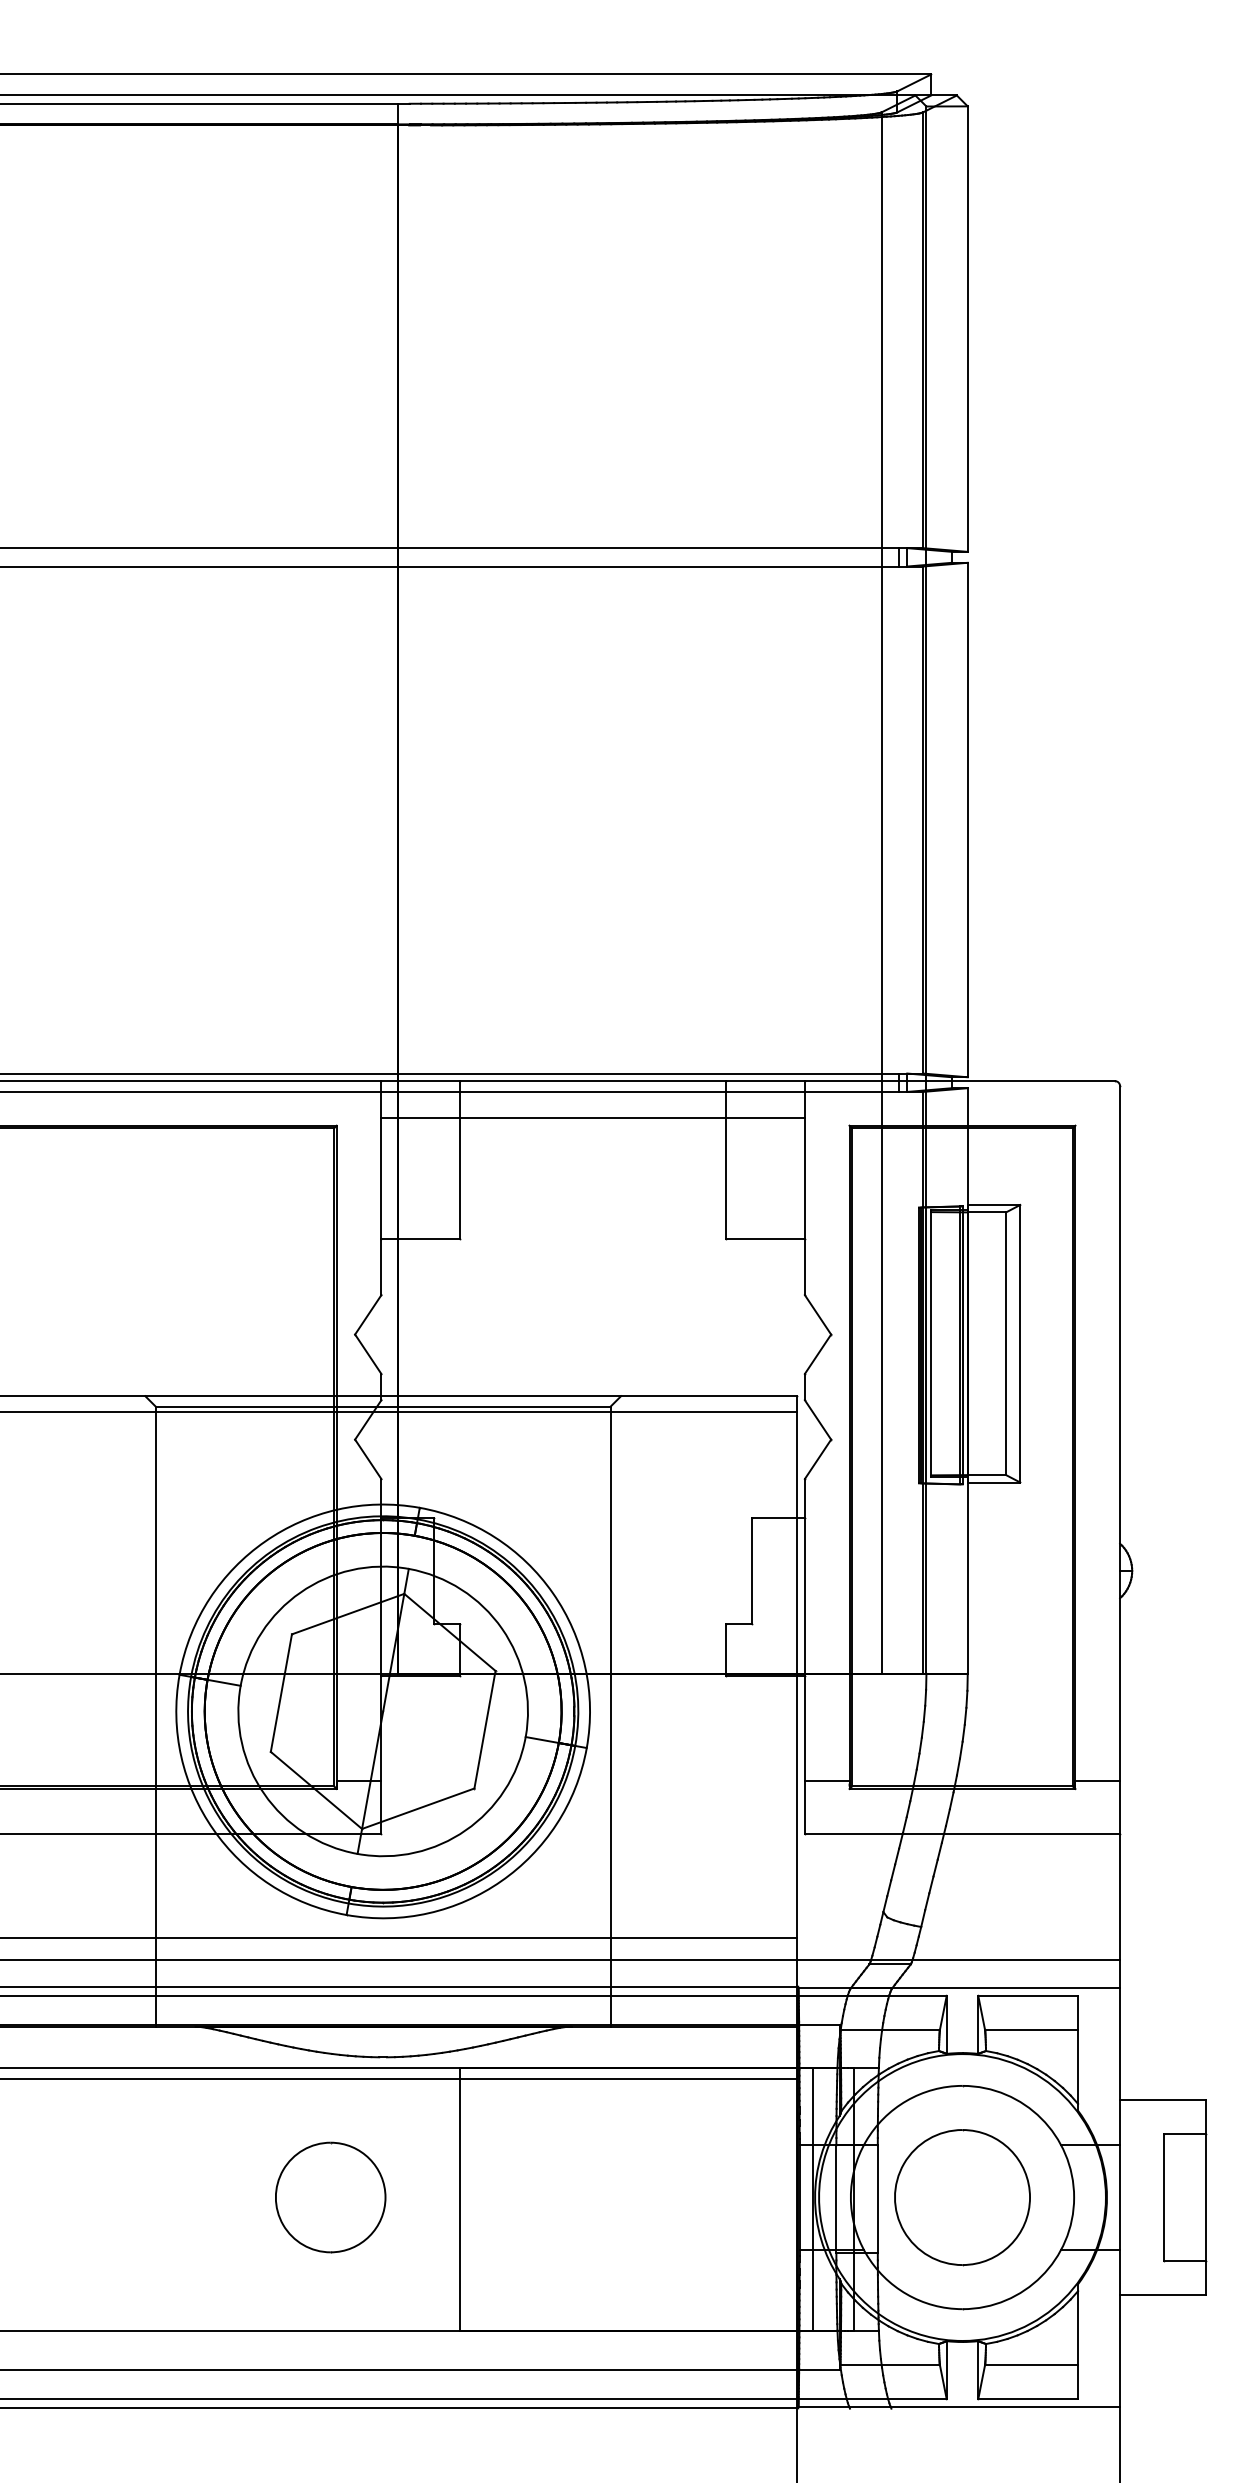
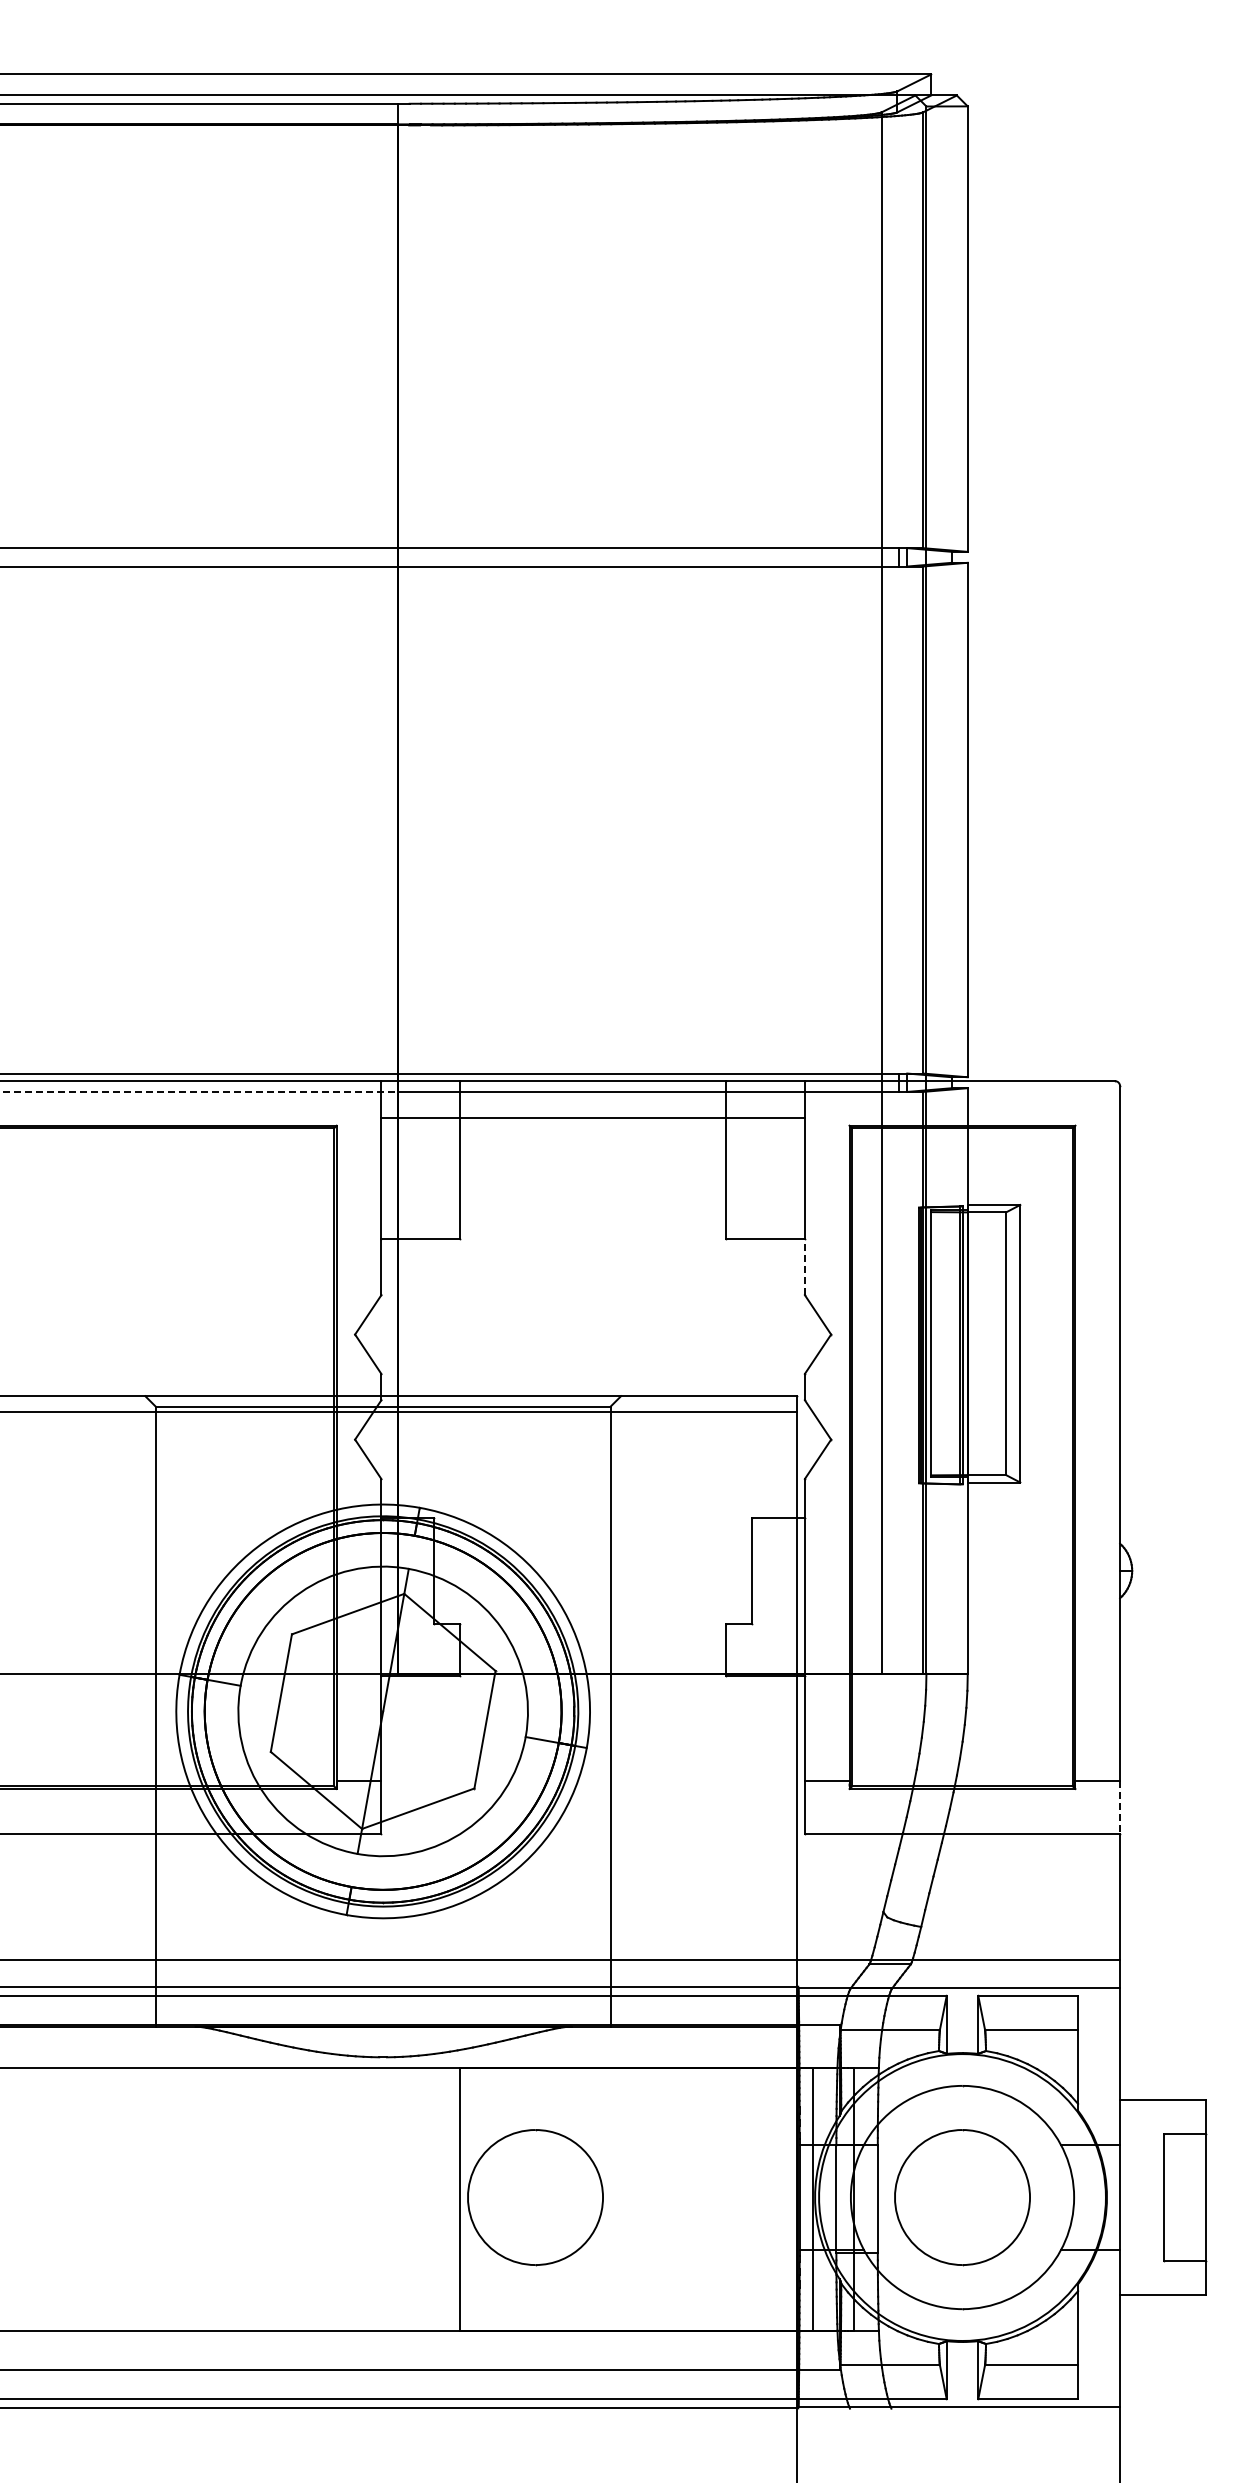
line: solid -> dashed (199, 1091)
line: solid -> dashed (804, 1266)
line: solid -> dashed (1120, 1807)
line: present -> none (399, 1938)
line: present -> none (399, 2079)
part: present -> none (330, 2197)
part: none -> present (535, 2197)
